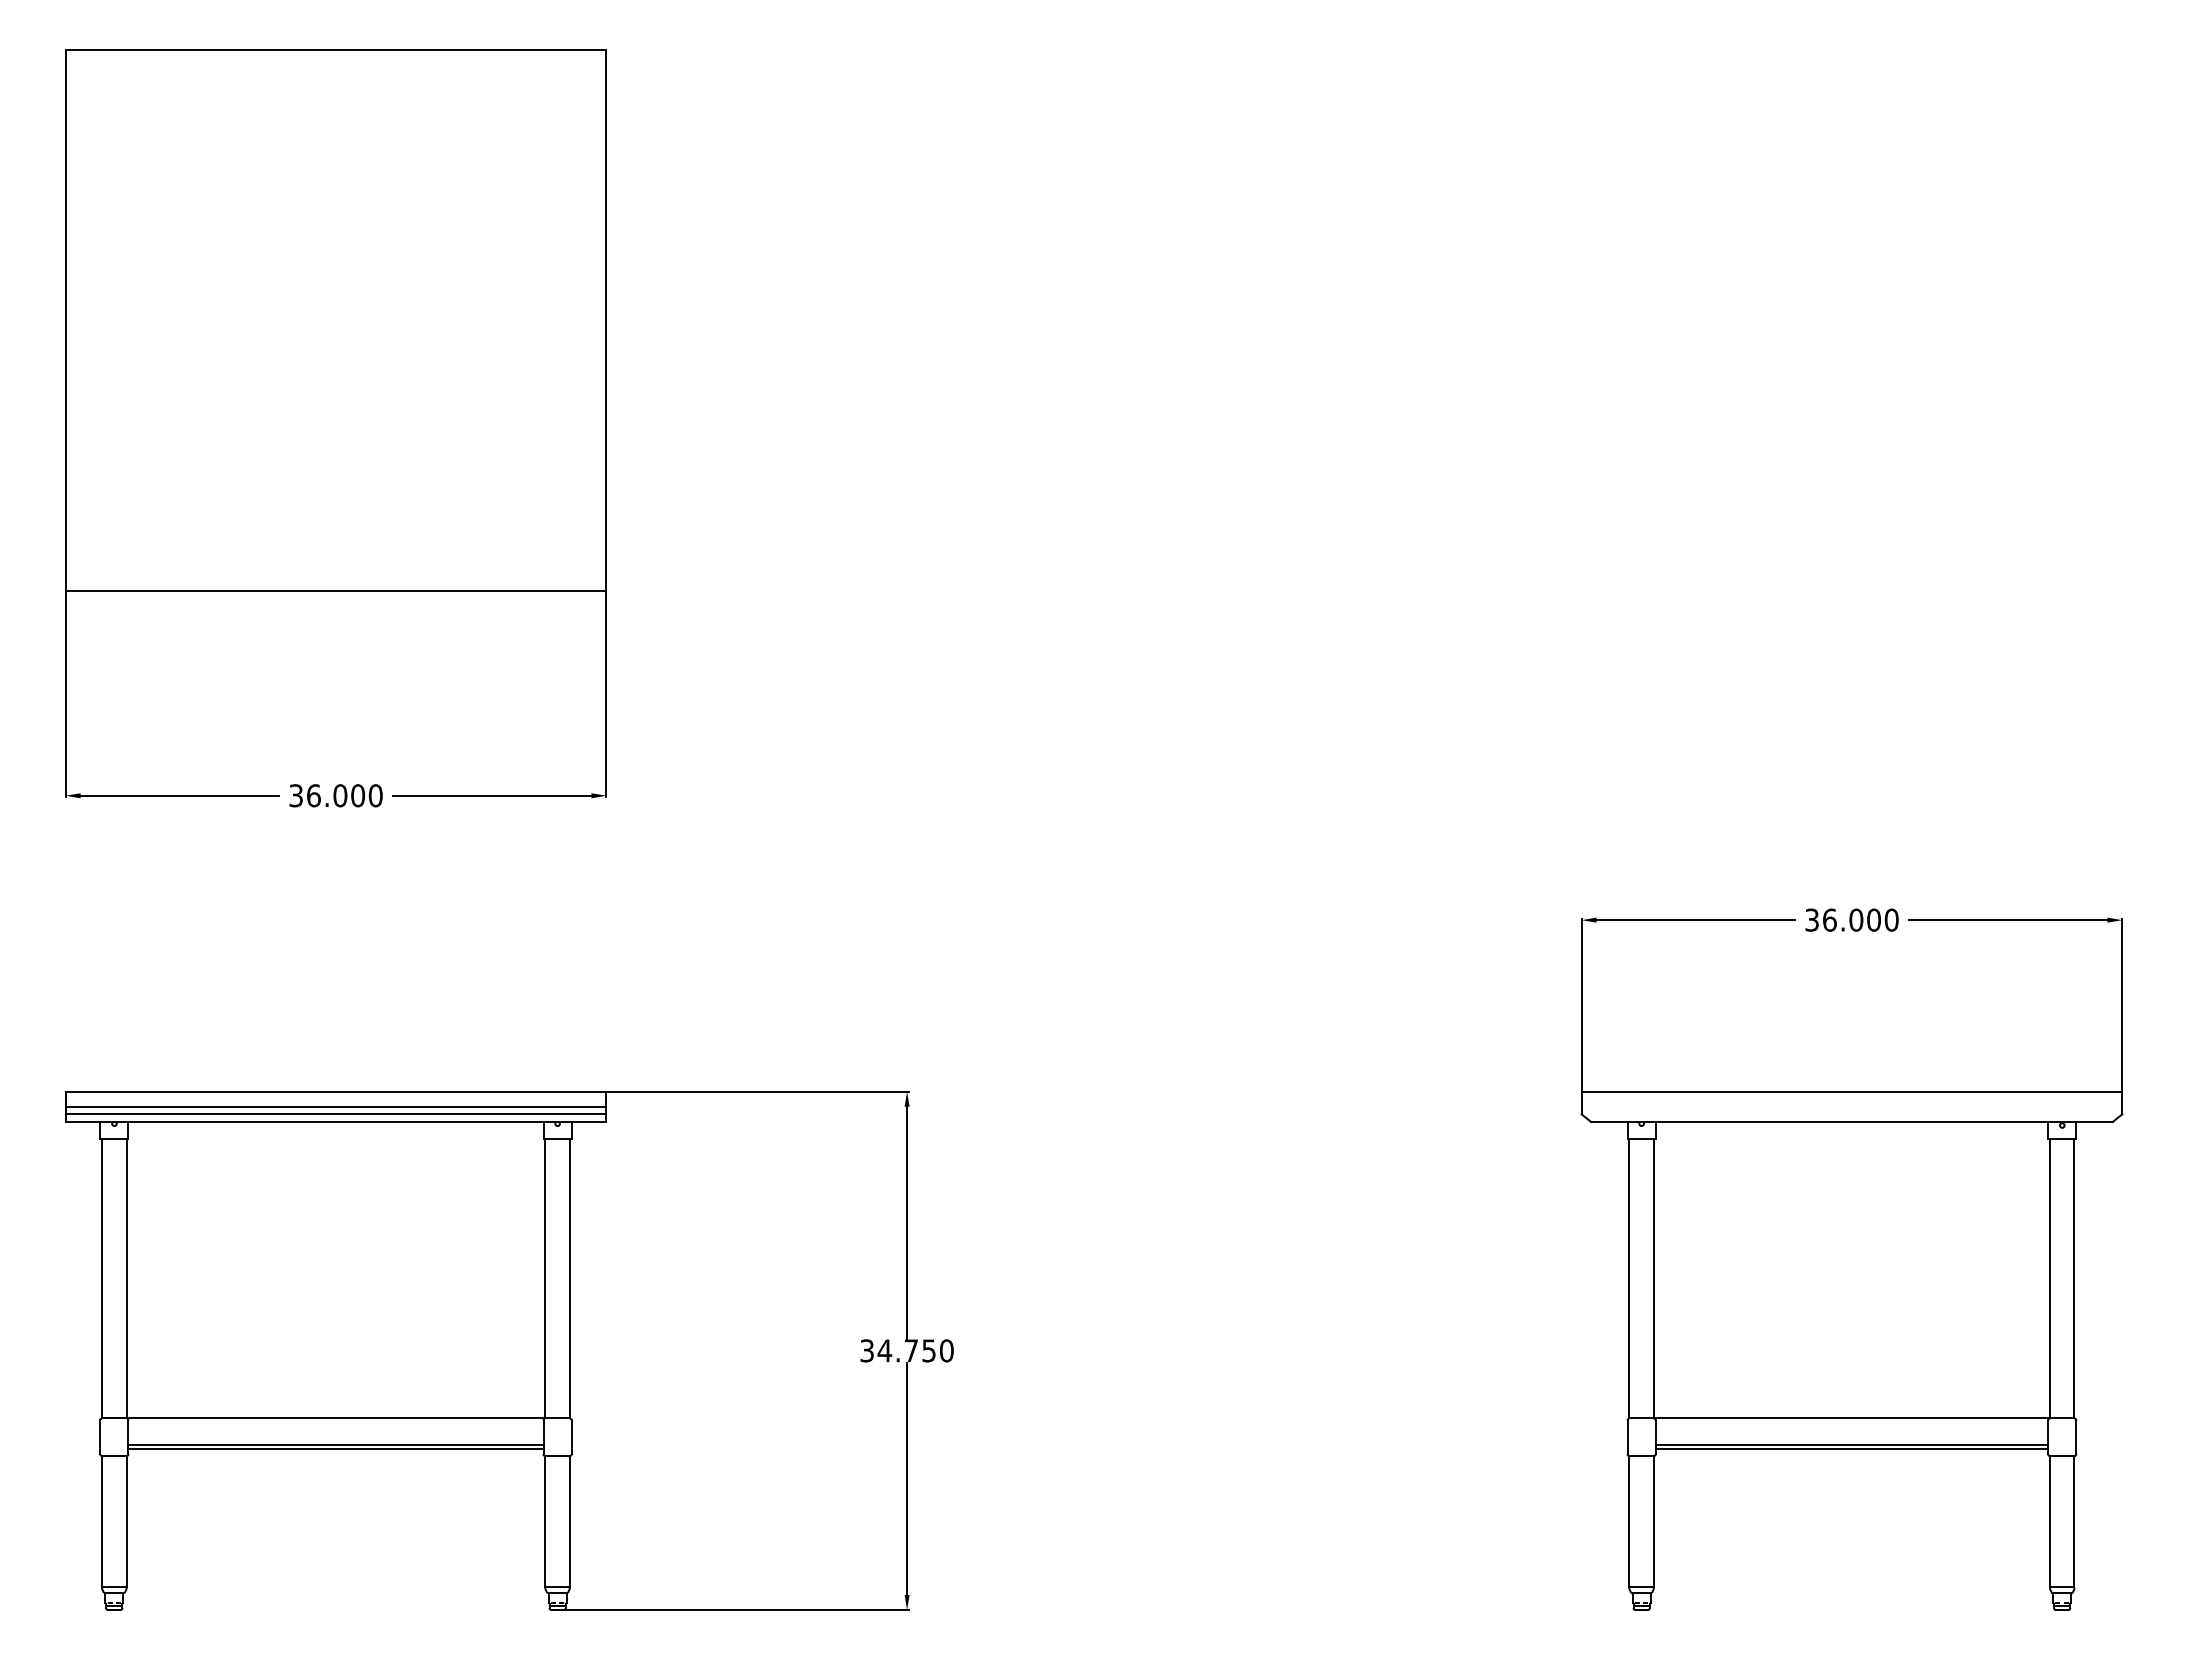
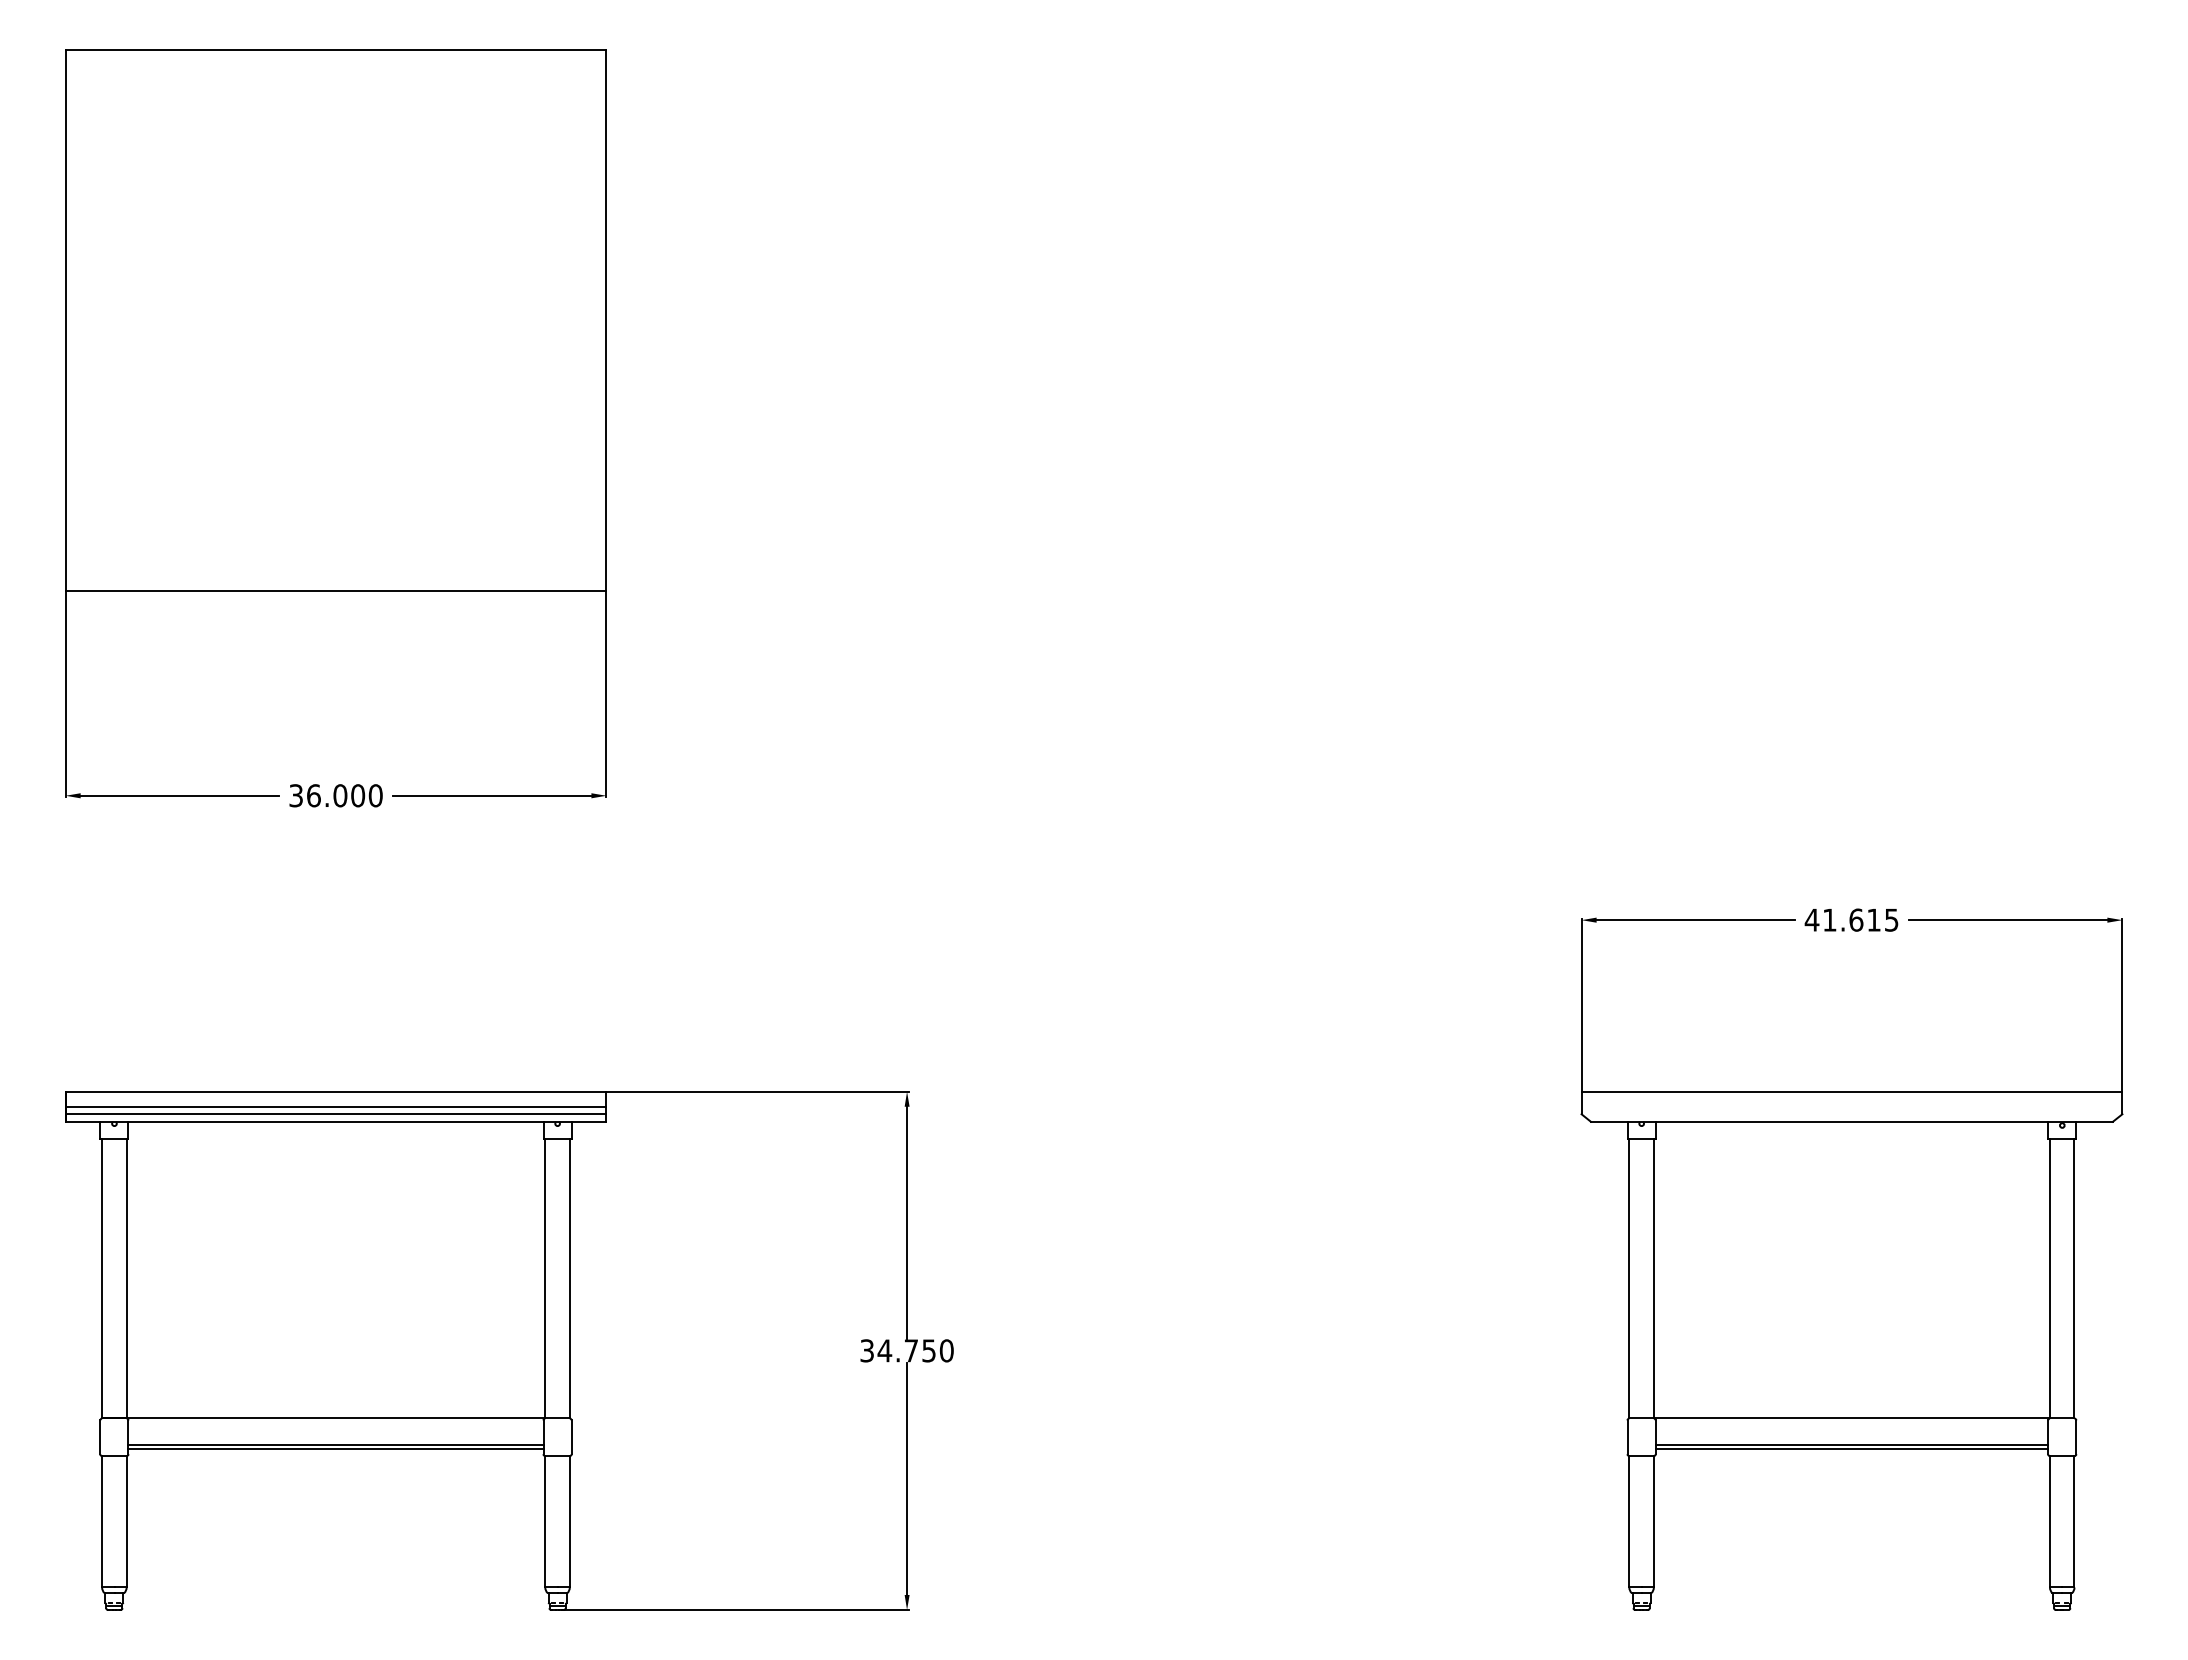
text: 36.000 -> 41.615 (1851, 919)
